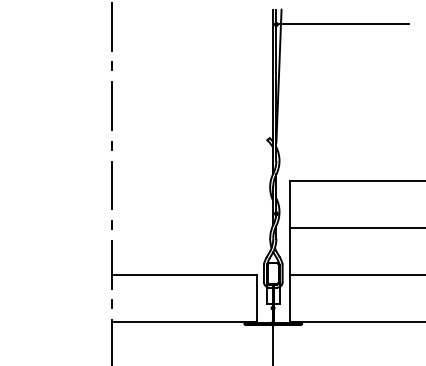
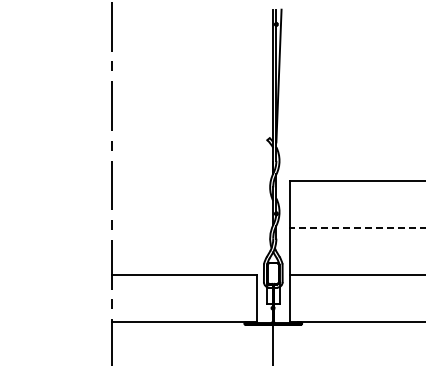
line: present -> none (342, 24)
line: solid -> dashed (357, 228)
